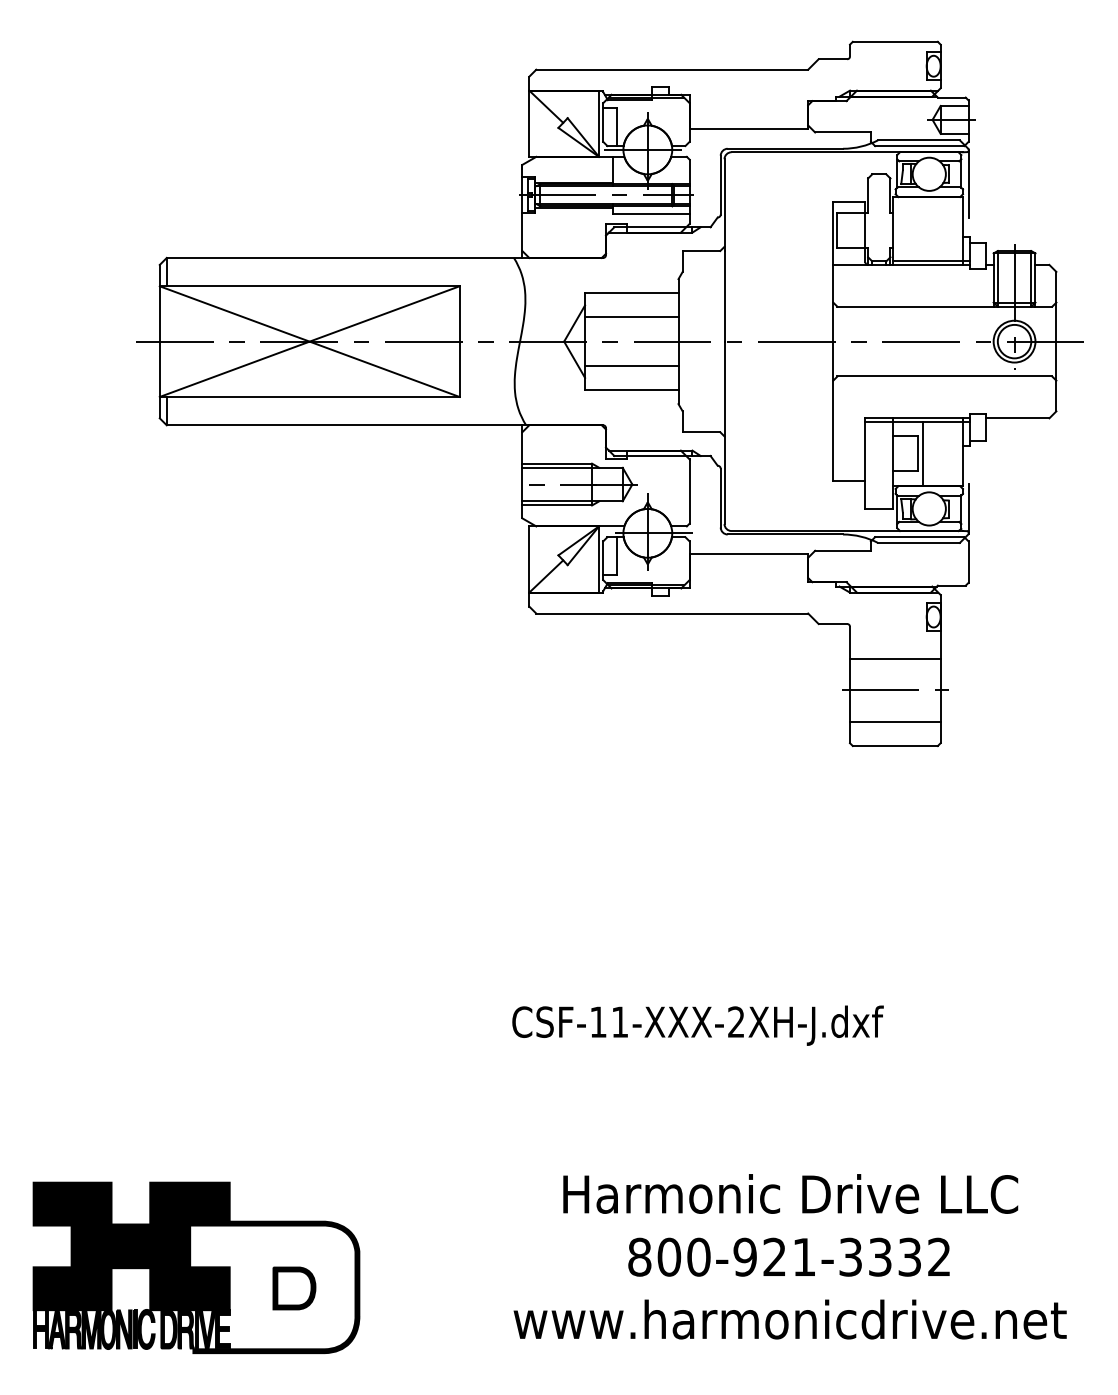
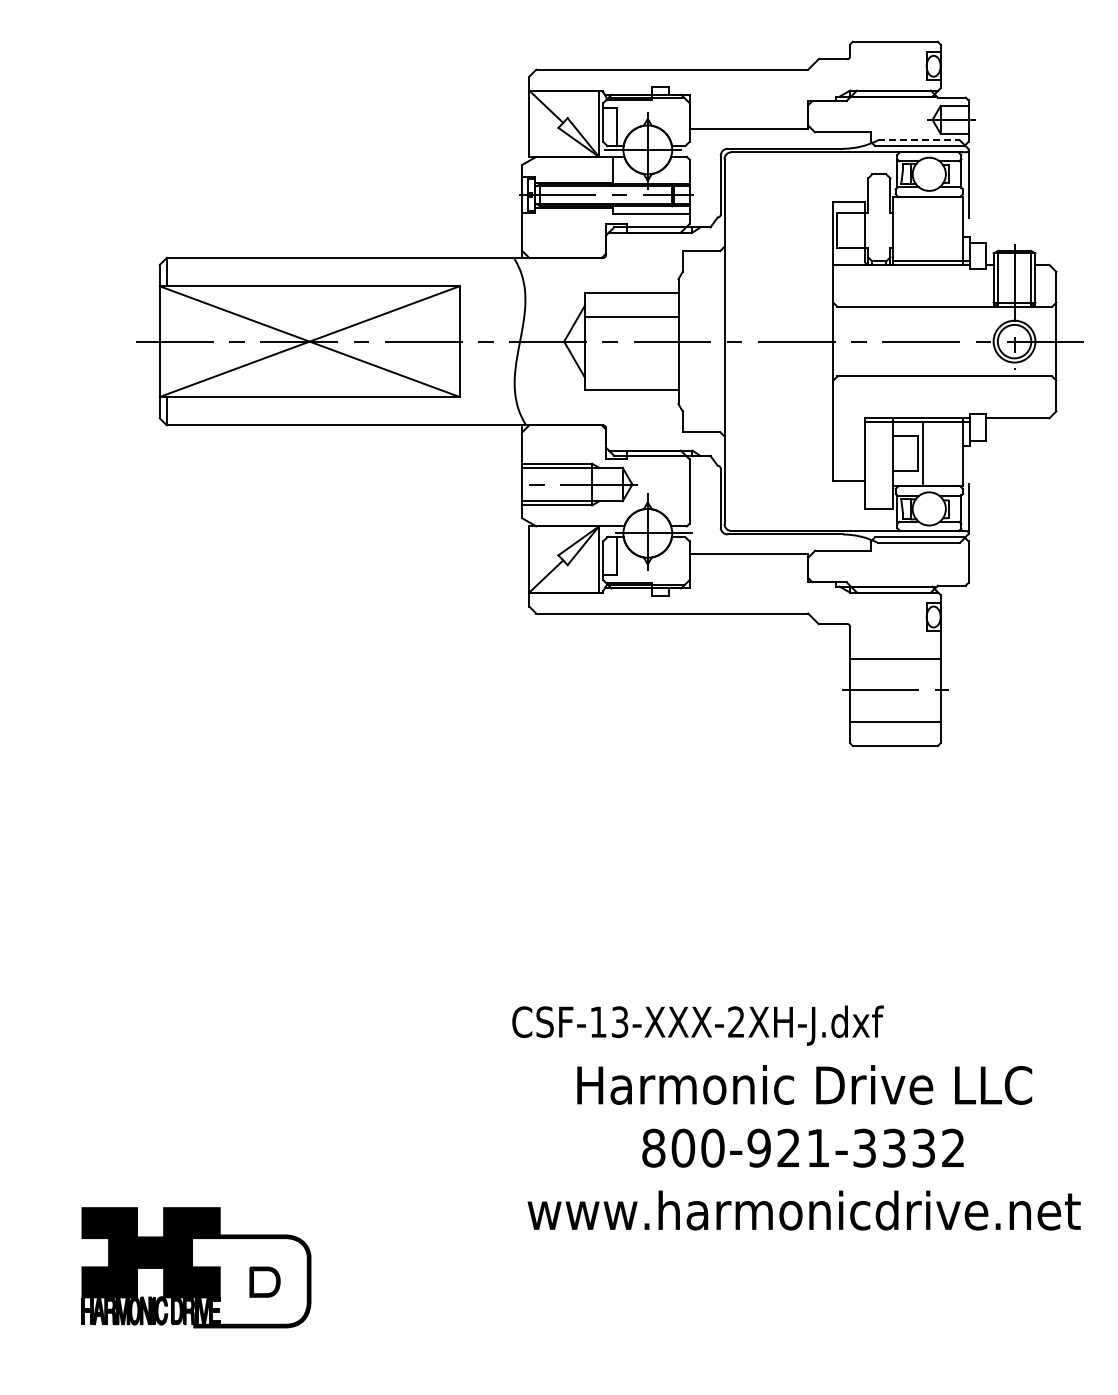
line: solid -> dashed (918, 140)
line: present -> none (631, 365)
text: CSF-11-XXX-2XH-J.dxf -> CSF-13-XXX-2XH-J.dxf (620, 1021)
text position: (789, 1256) -> (803, 1147) (803, 1147)
part size: 329x173 px -> 231x122 px (196, 1267)
